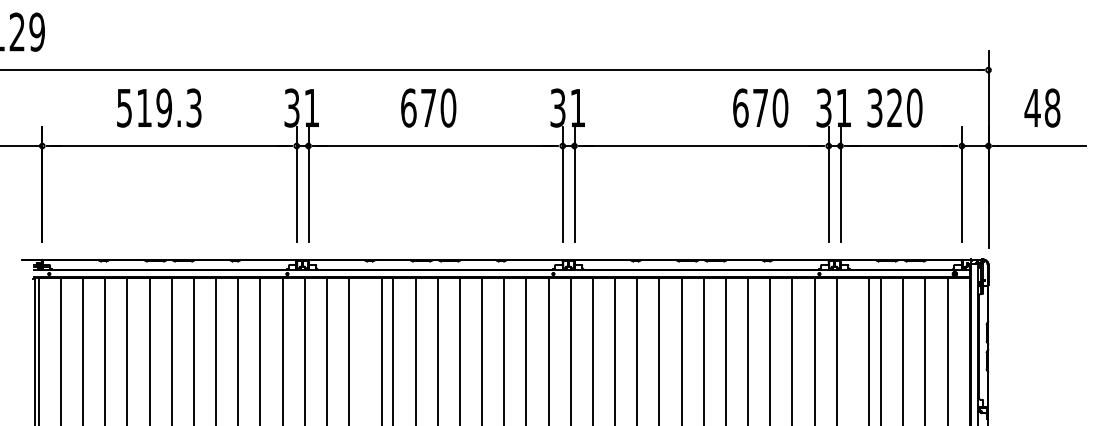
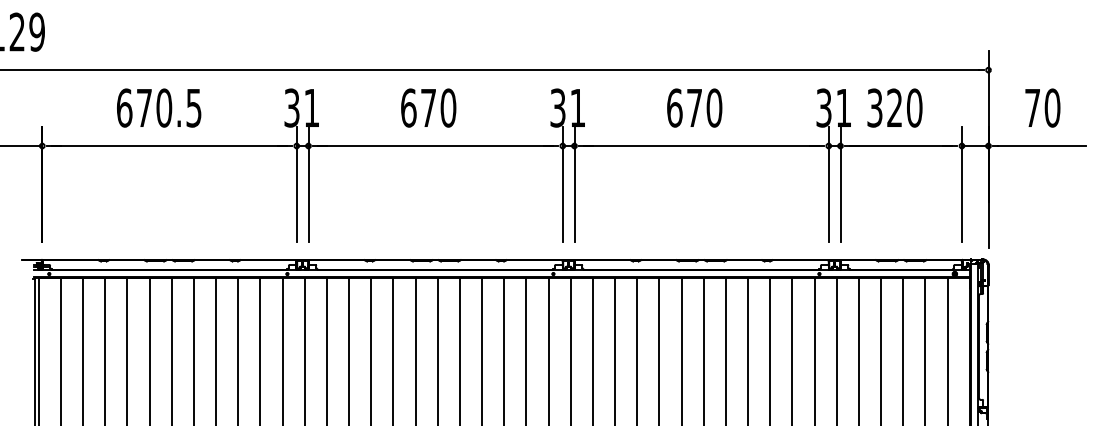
text: 519.3 -> 670.5 (159, 107)
text position: (760, 107) -> (694, 107) (694, 107)
text: 48 -> 70 (1042, 107)
line position: (382, 349) -> (371, 349) (371, 349)
line position: (868, 349) -> (858, 349) (858, 349)
